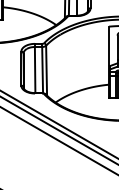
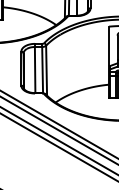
line: none -> present (58, 146)
